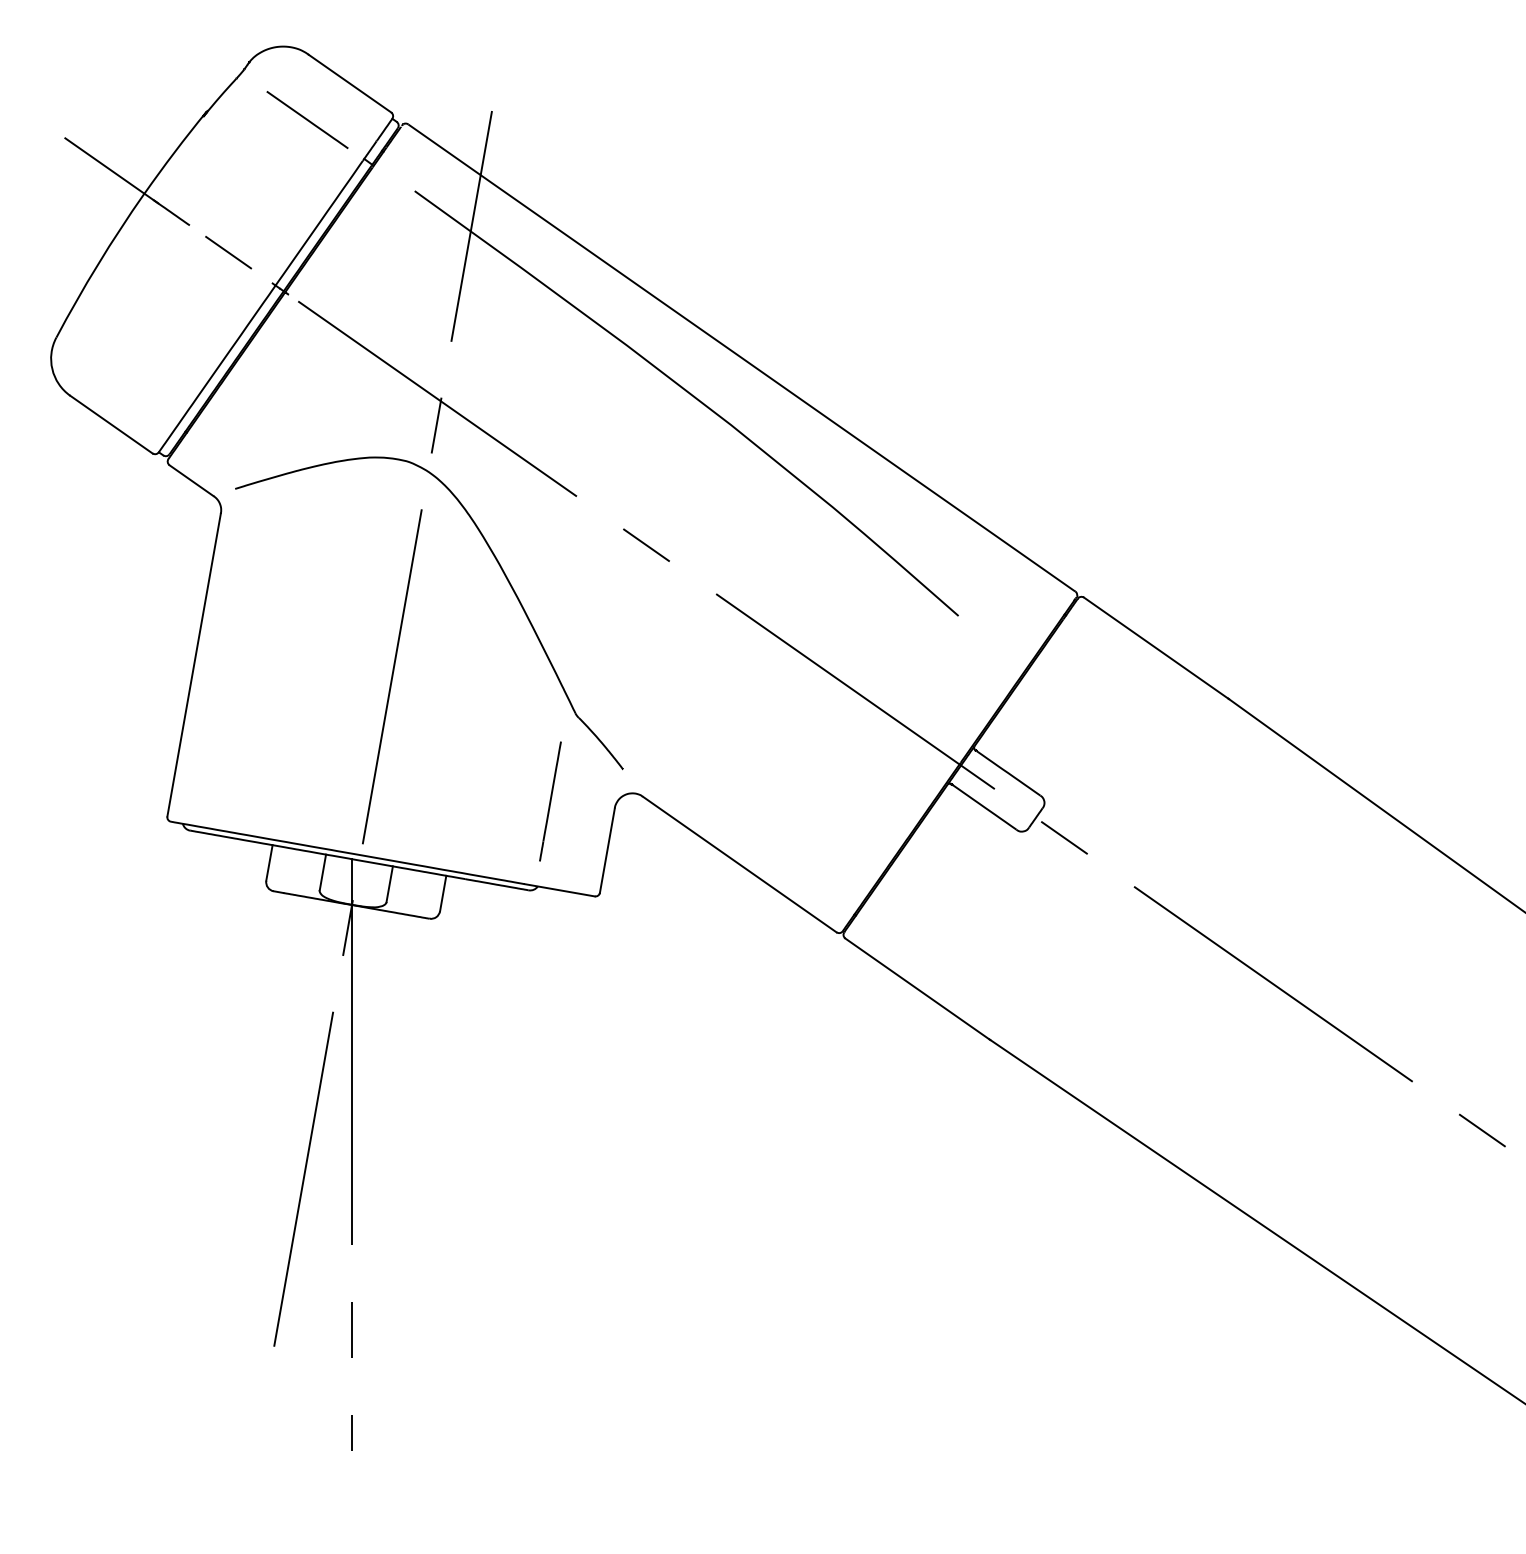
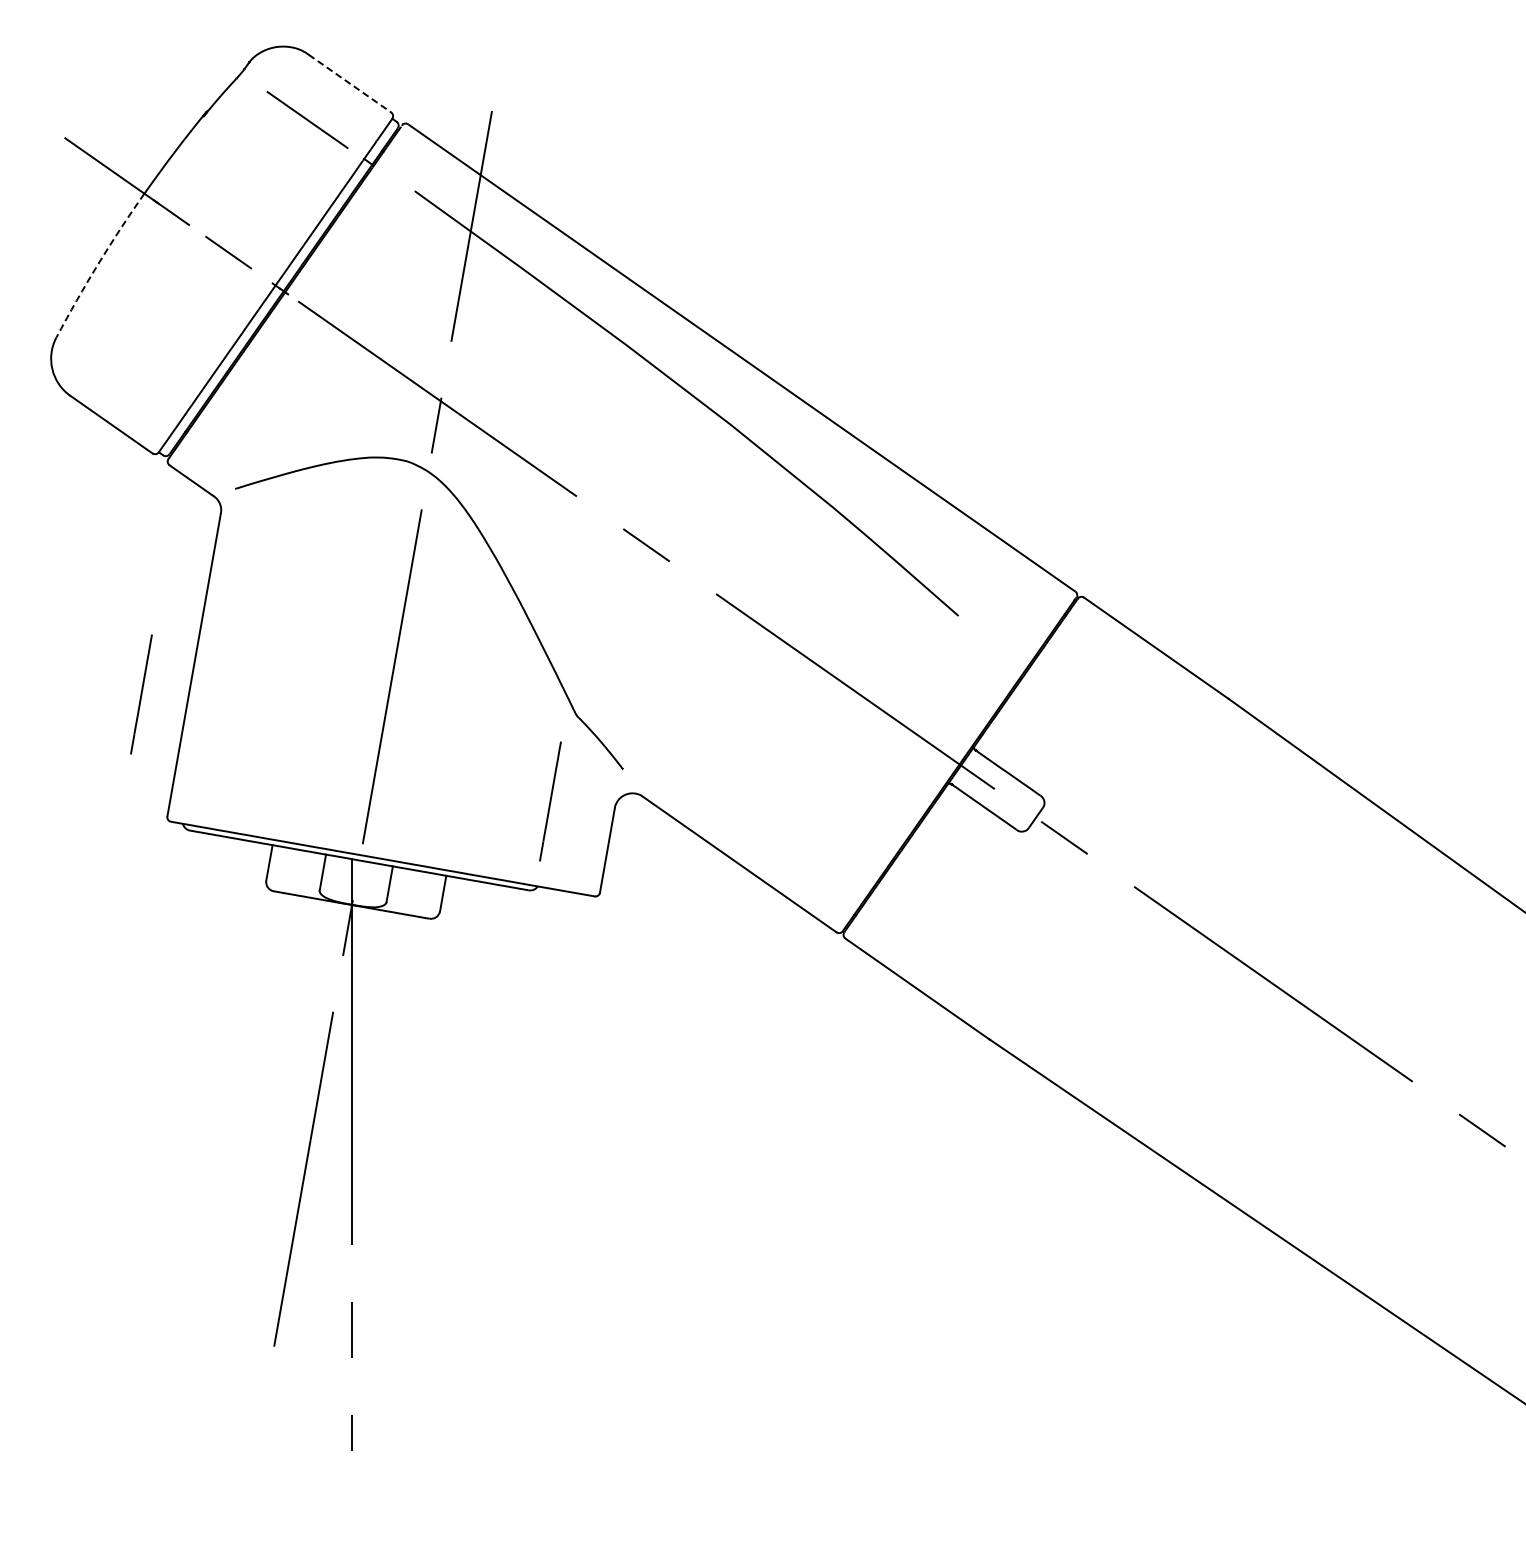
line: solid -> dashed (350, 83)
arc: solid -> dashed (98, 264)
line: none -> present (141, 694)
